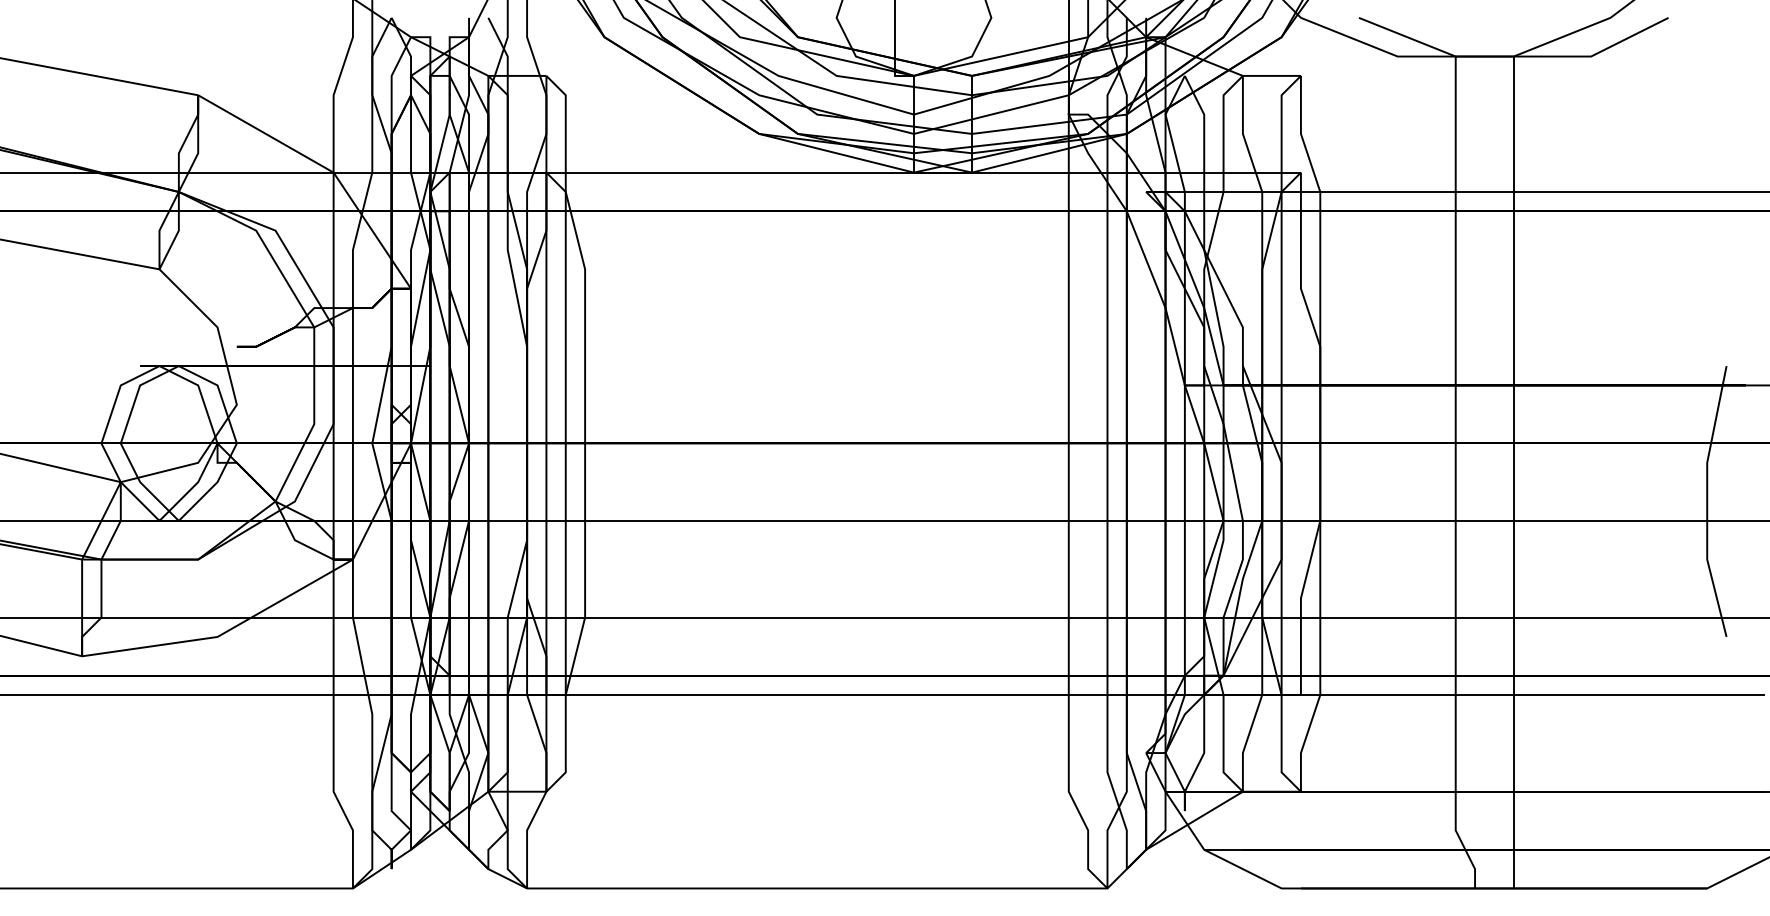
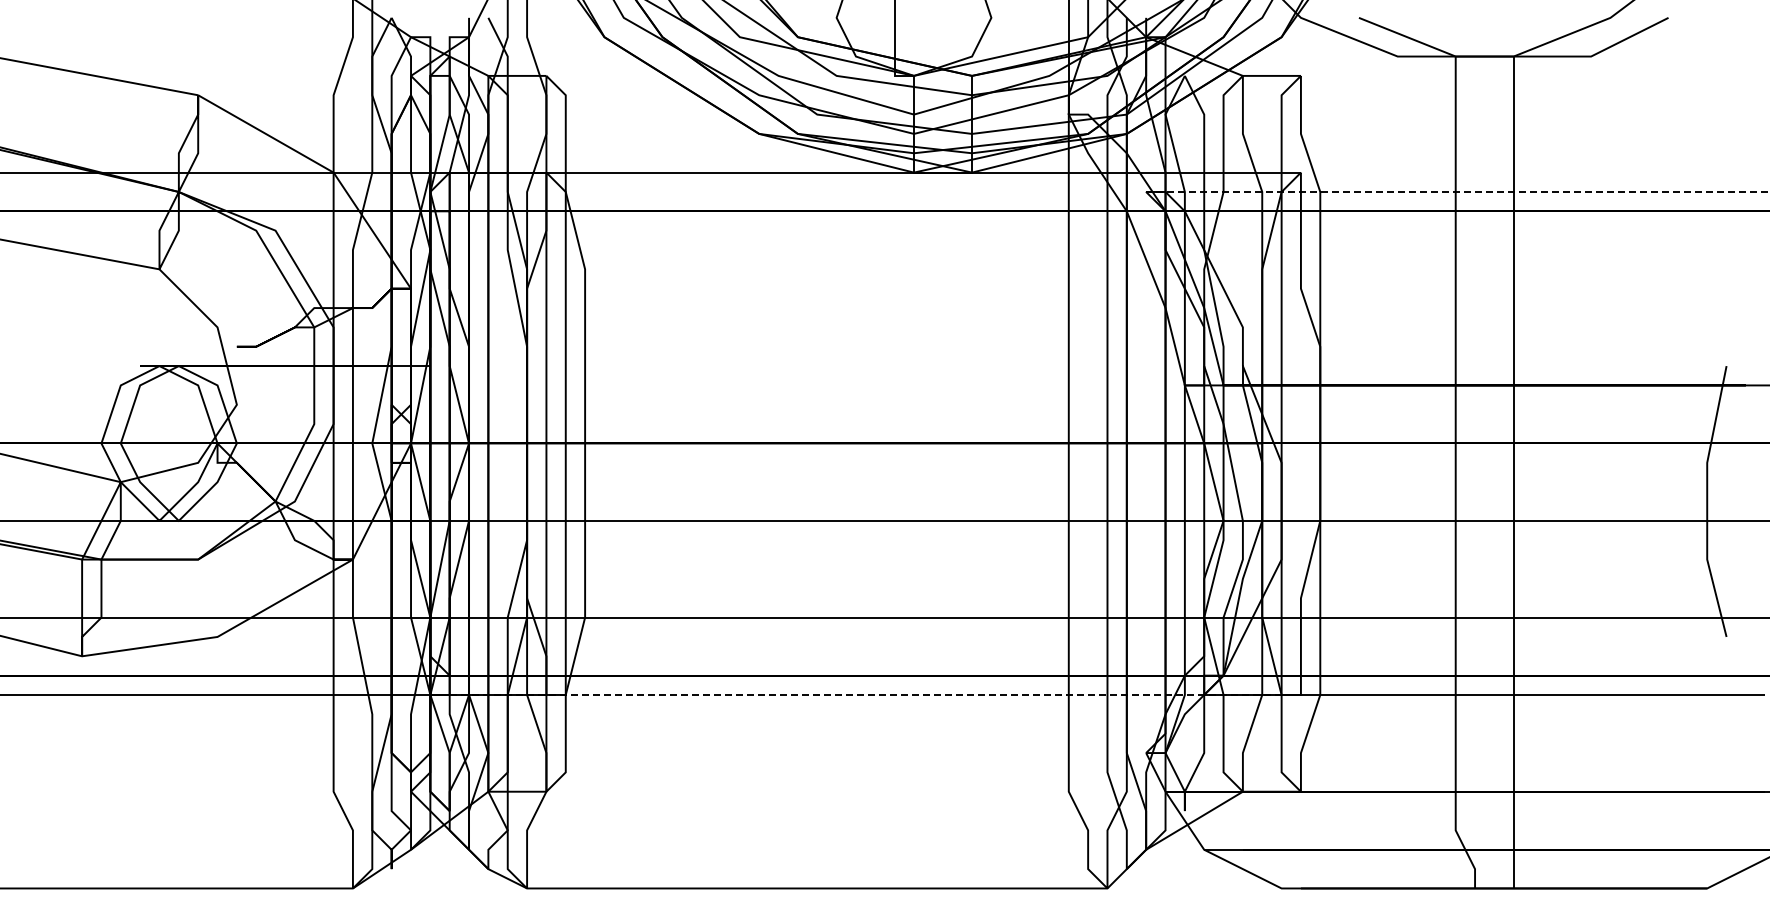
line: solid -> dashed (1457, 191)
line: solid -> dashed (875, 694)
